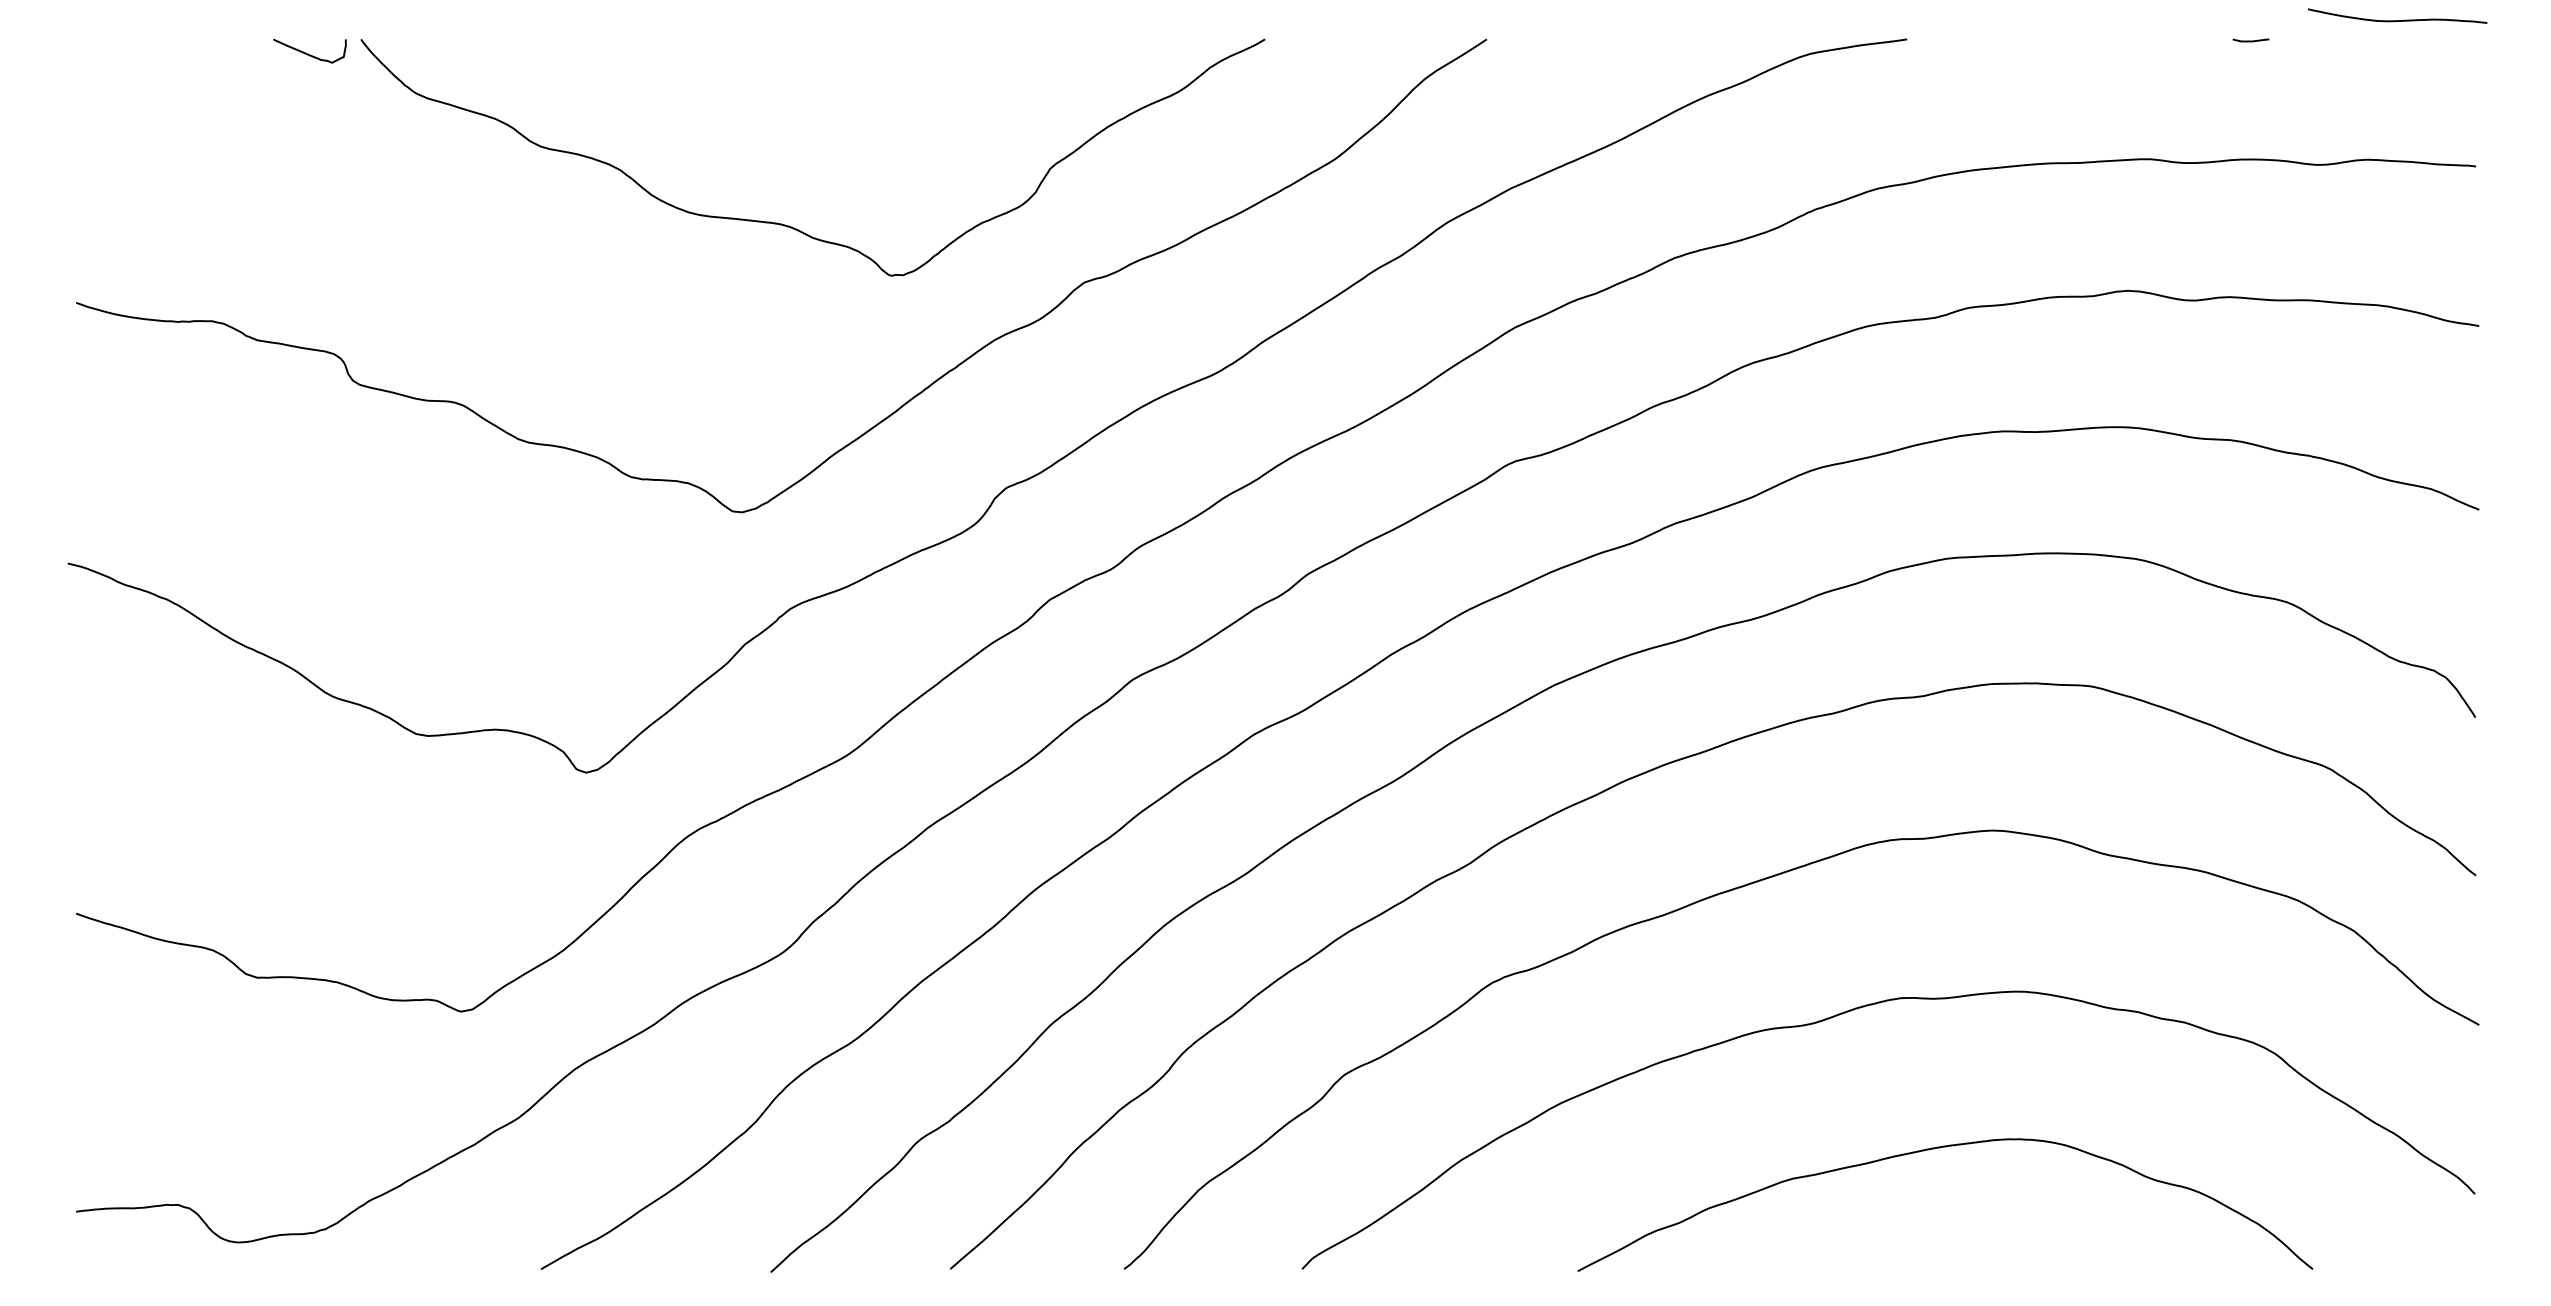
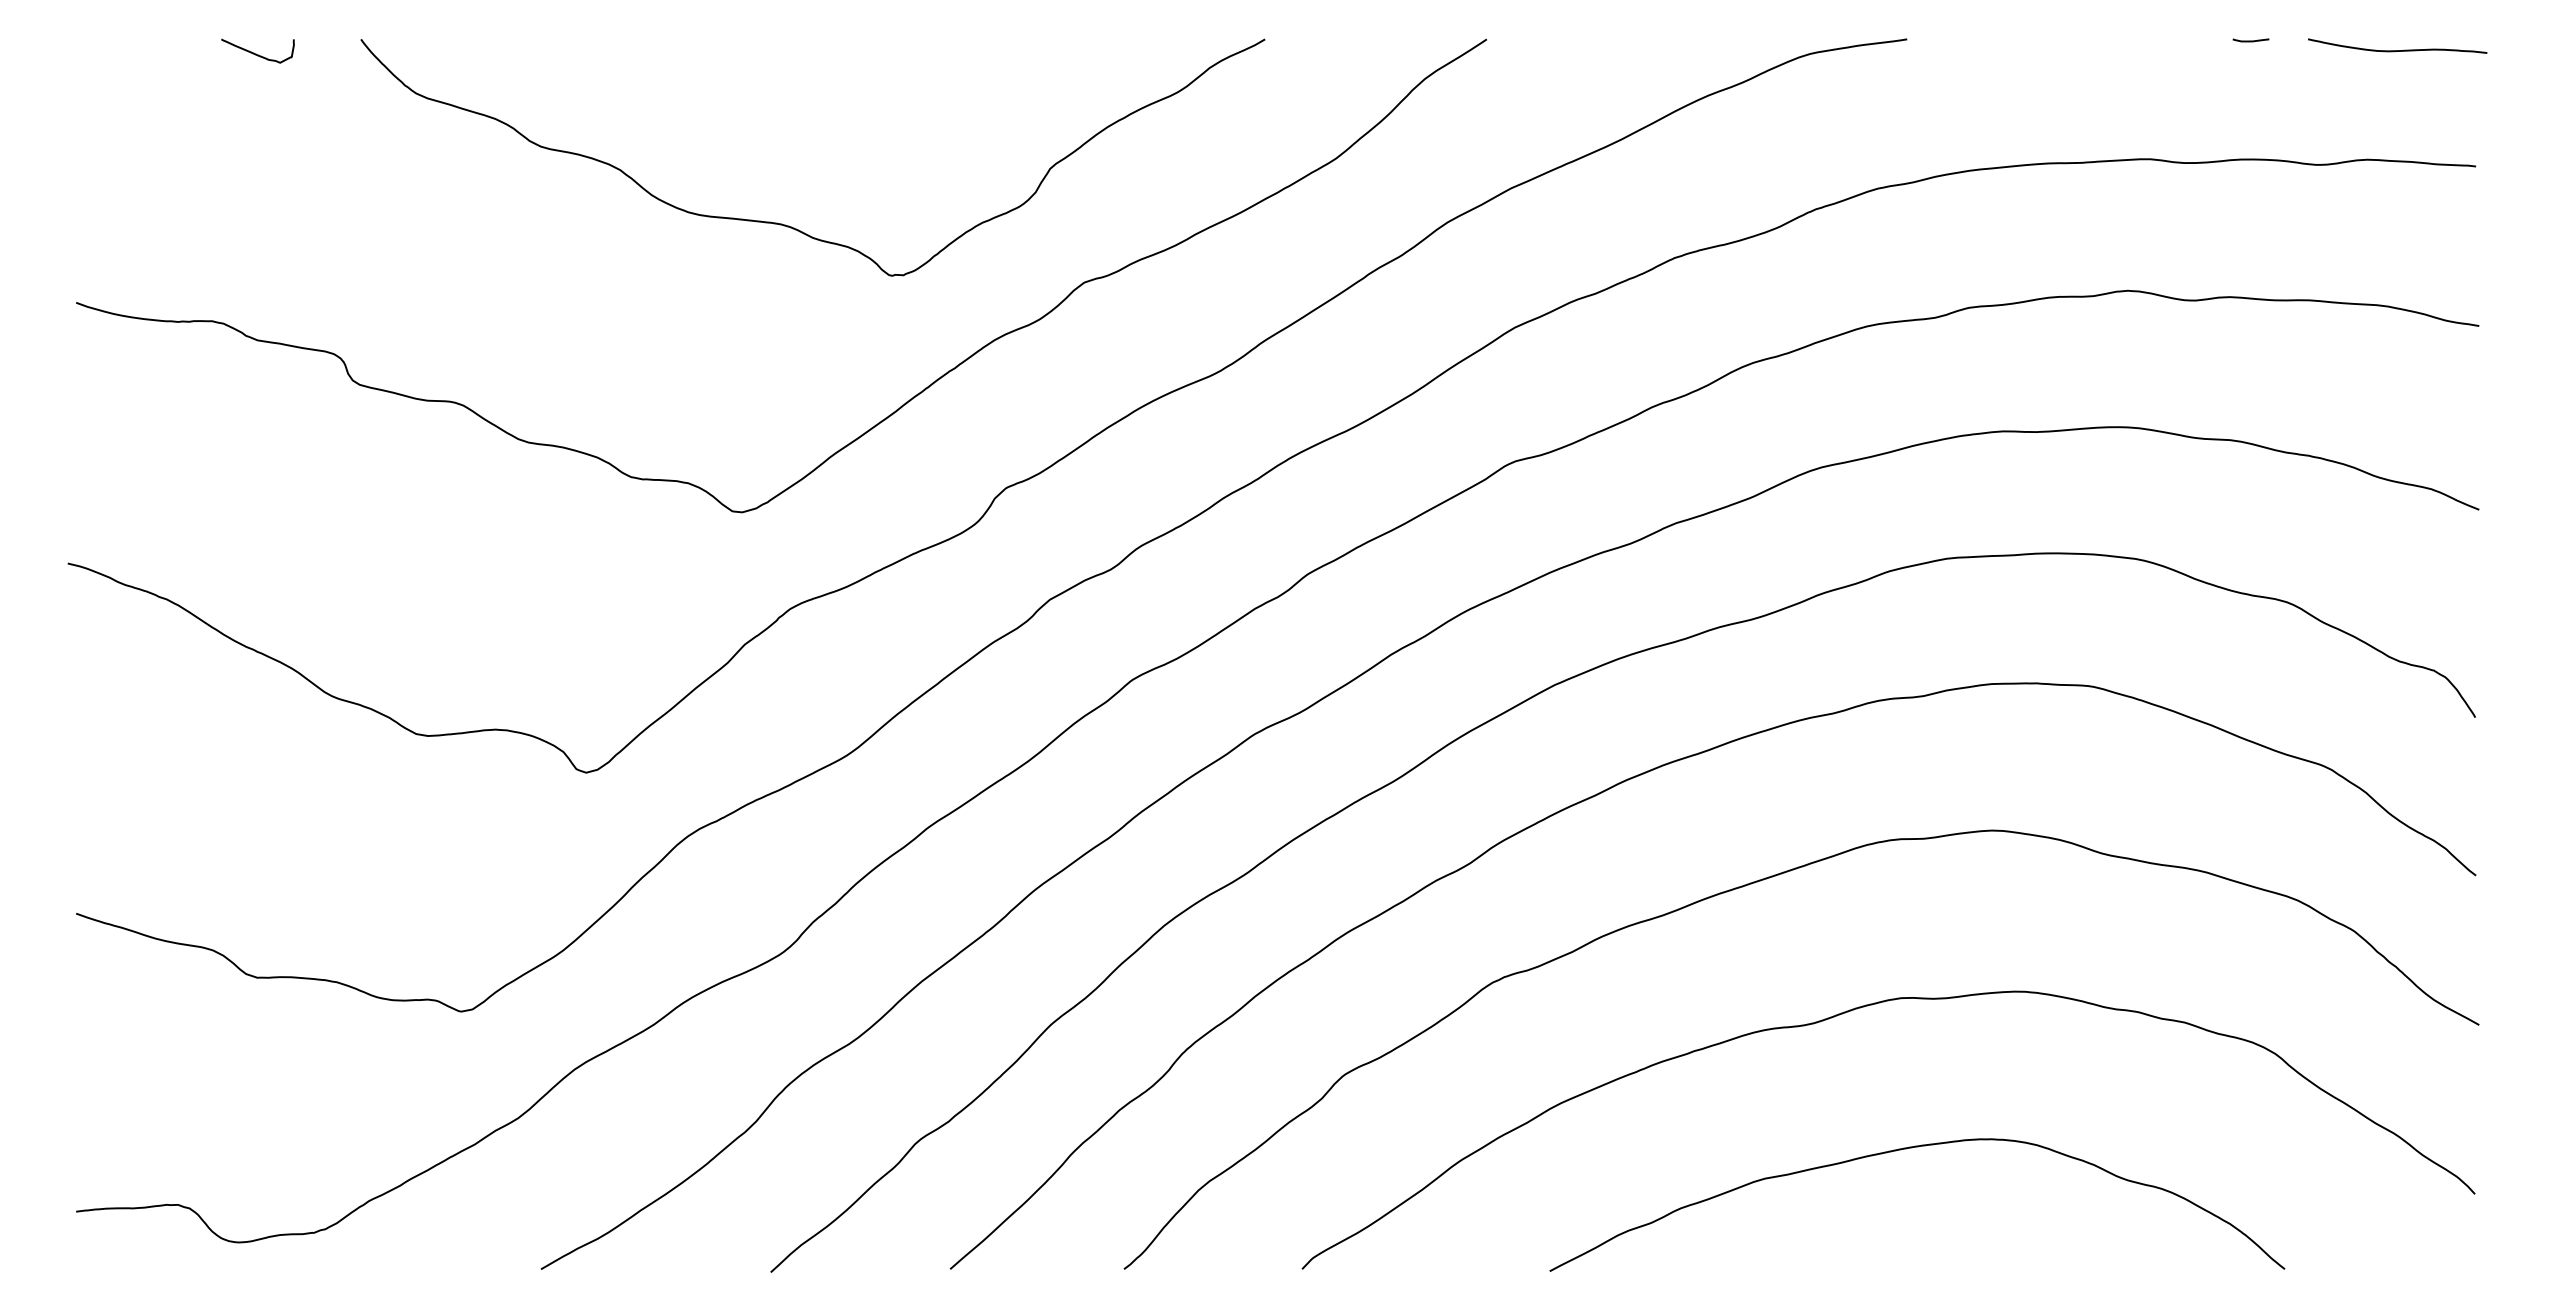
curve position: (2397, 20) -> (2397, 50) (2397, 50)
curve position: (308, 53) -> (256, 53) (256, 53)
curve position: (1934, 1149) -> (1906, 1149) (1906, 1149)
